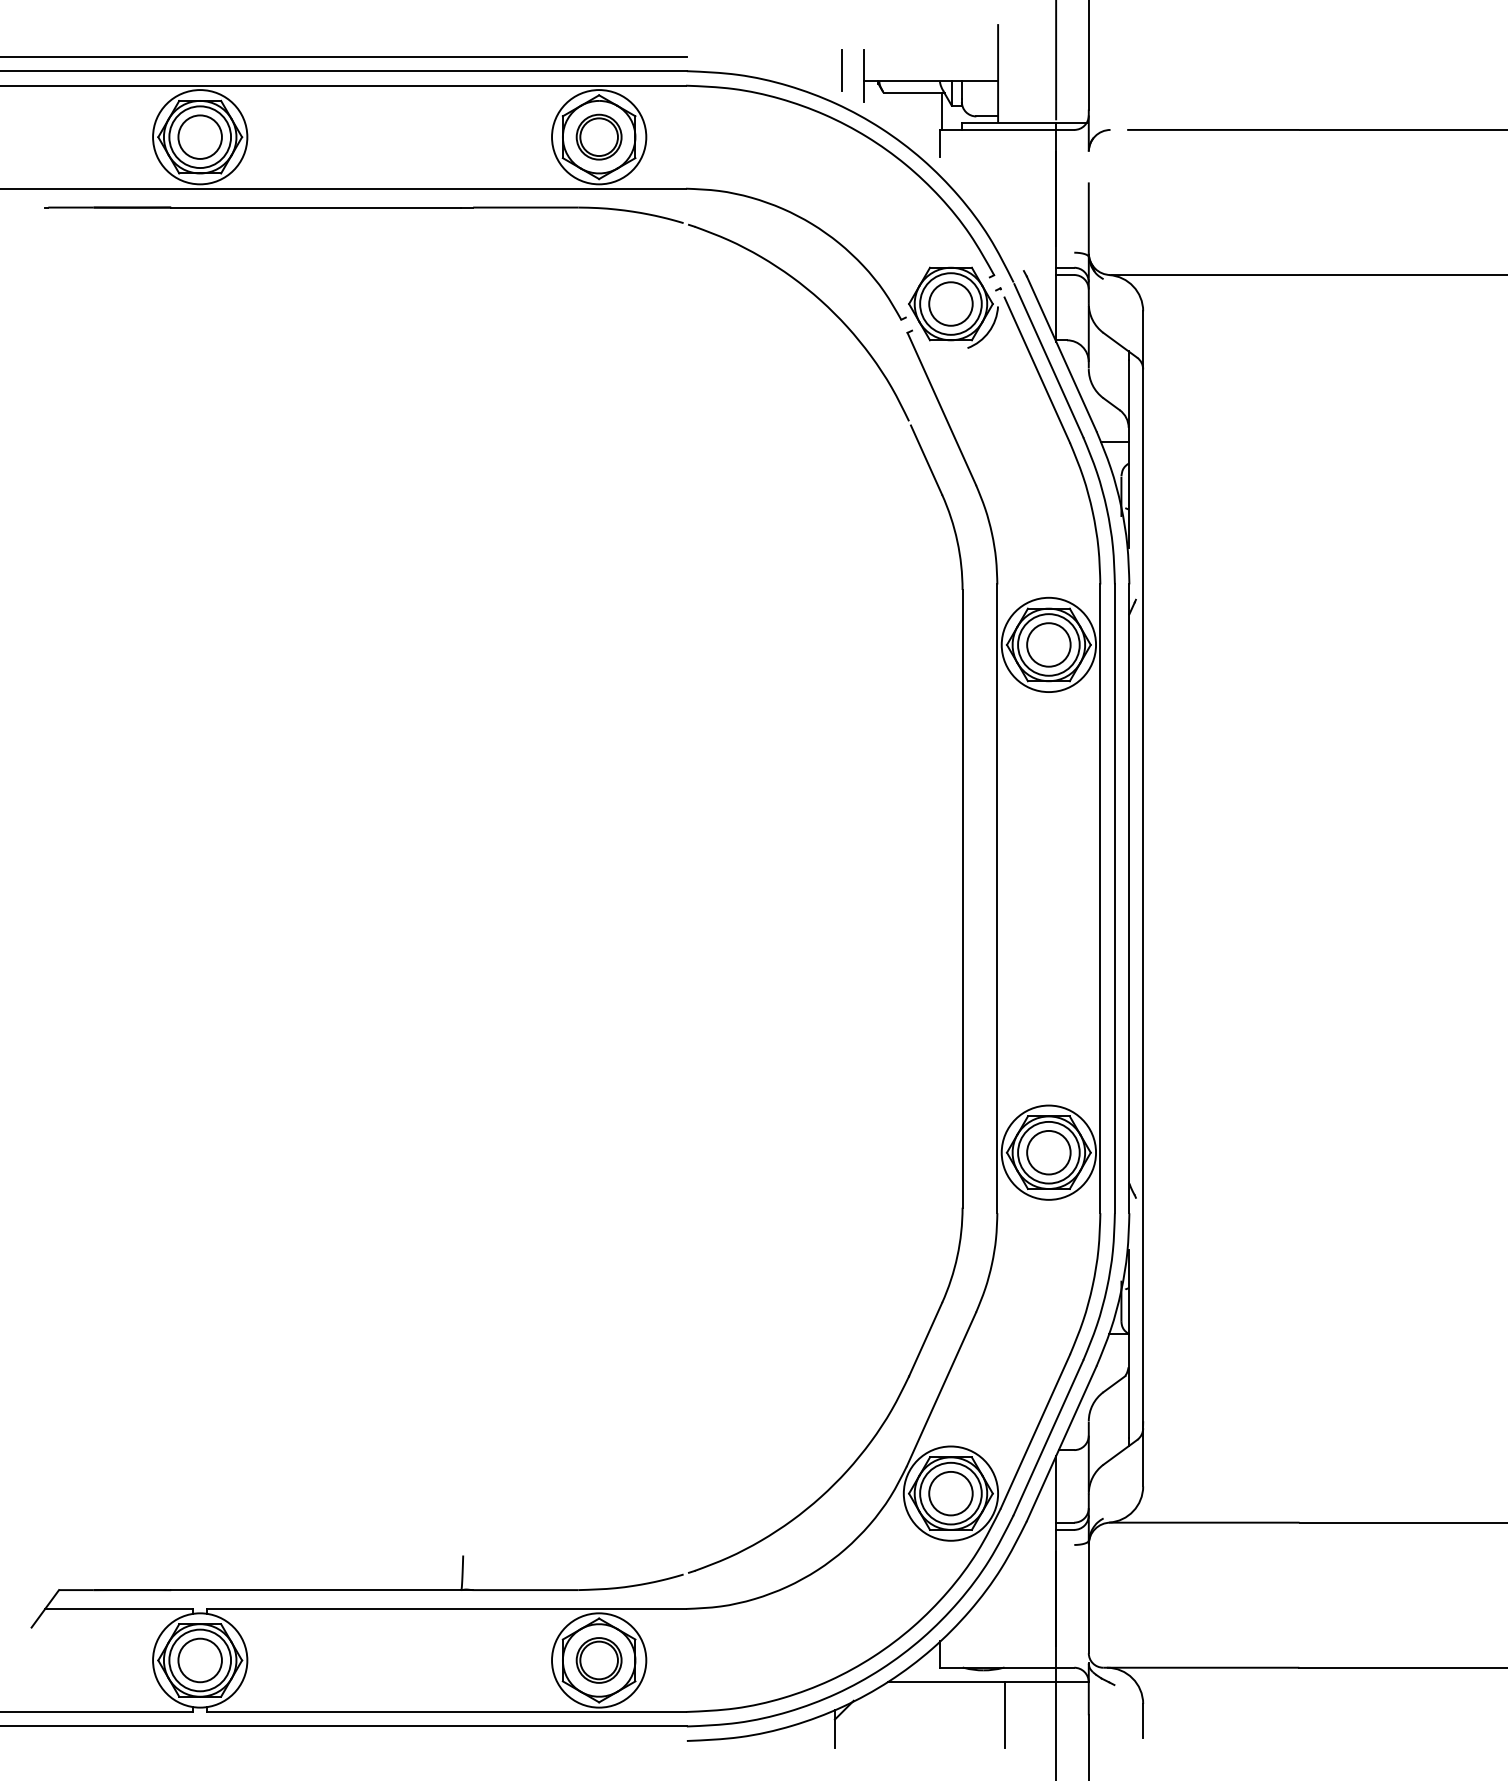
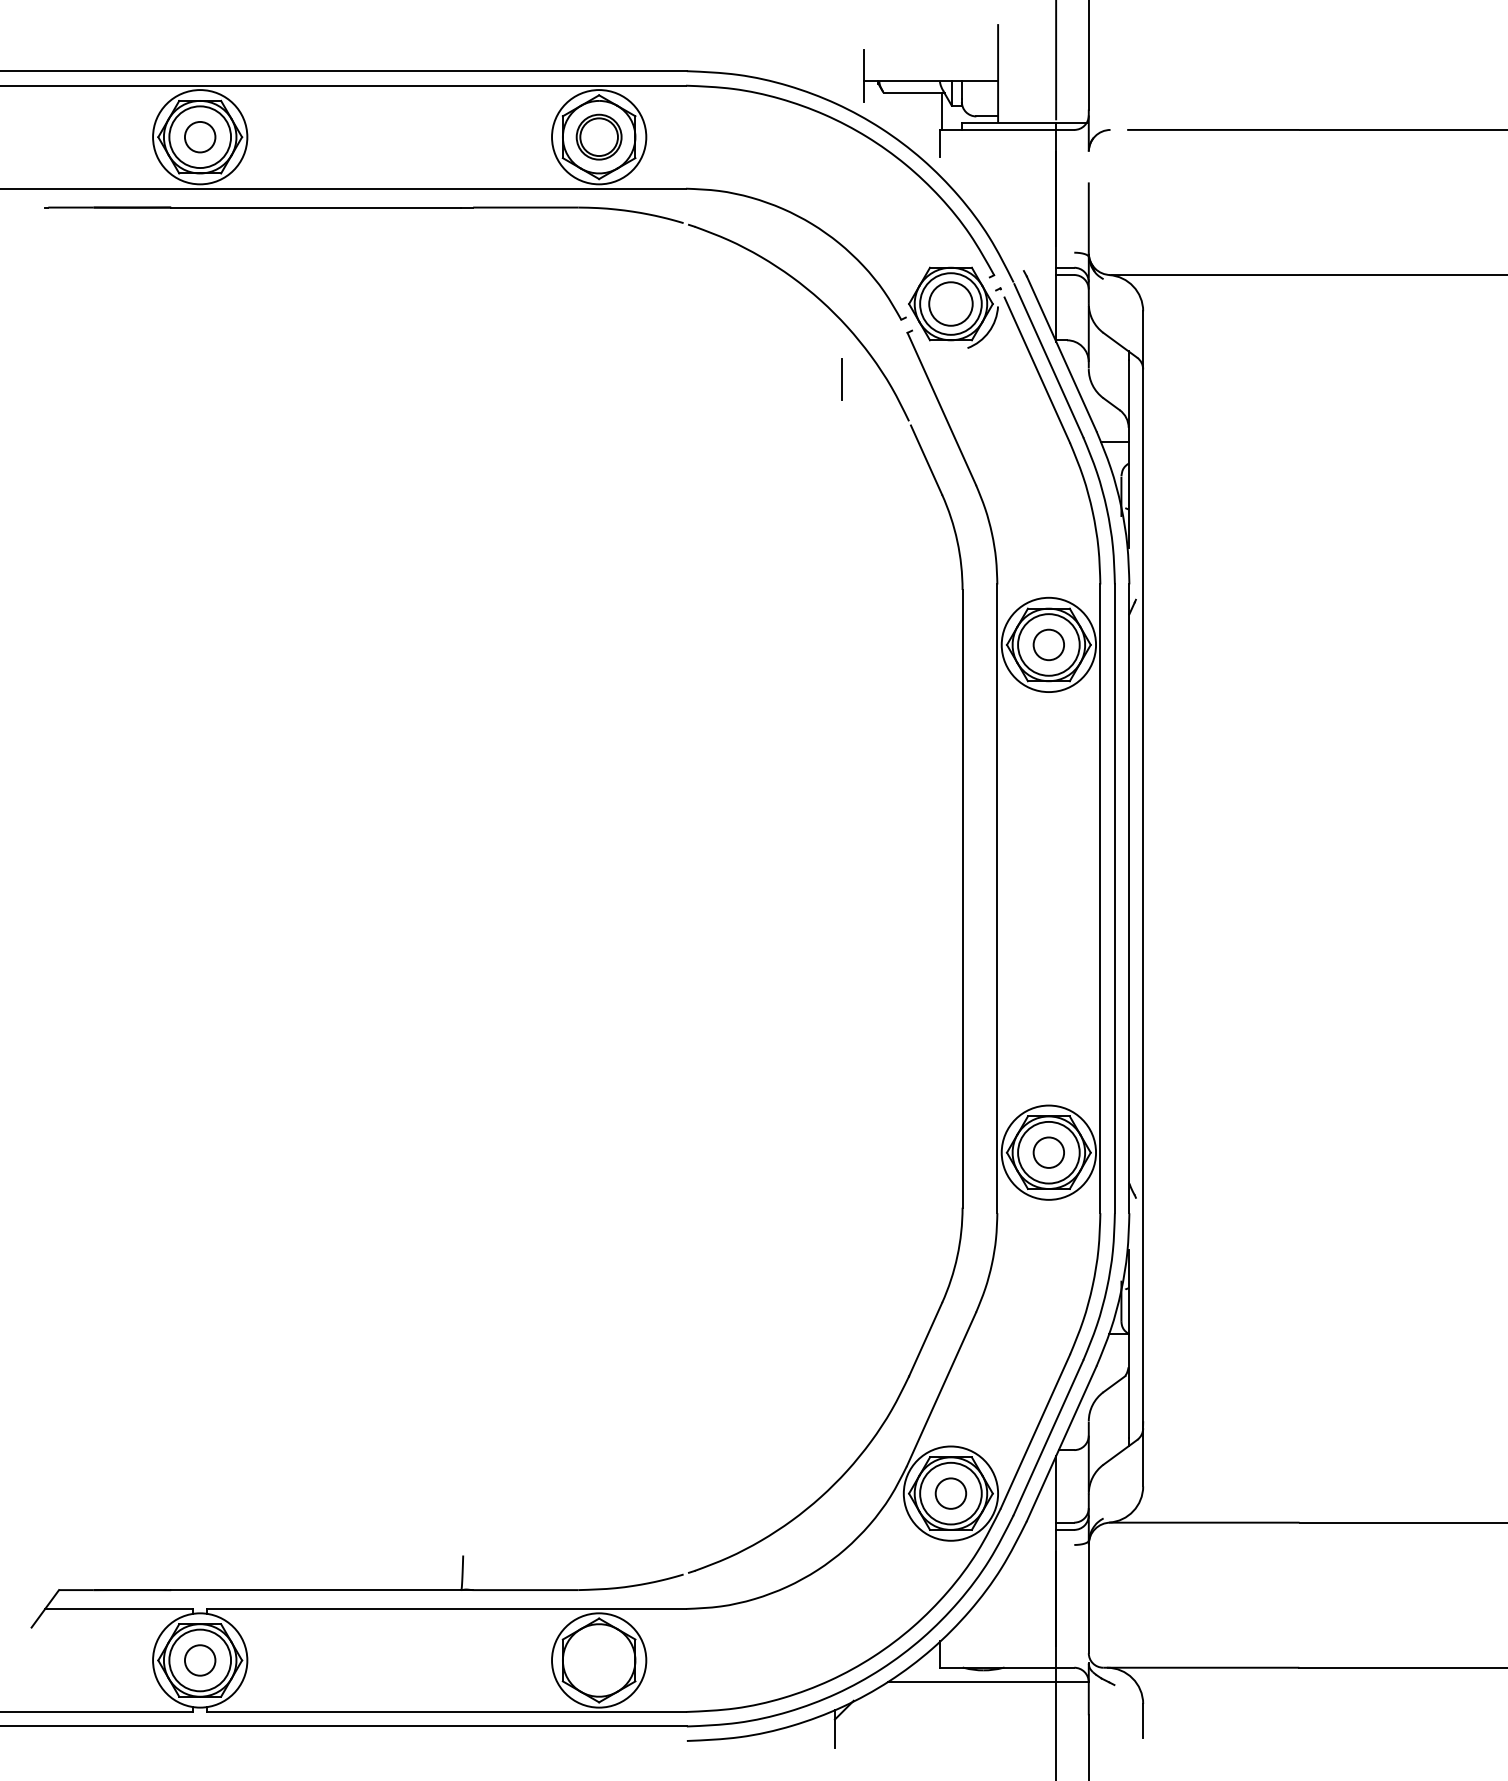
line: present -> none (344, 56)
line position: (841, 70) -> (841, 379) (841, 379)
circle diameter: 44 px -> 30 px (199, 136)
circle diameter: 44 px -> 30 px (1048, 644)
circle diameter: 44 px -> 30 px (1048, 1152)
circle diameter: 44 px -> 30 px (950, 1493)
circle diameter: 44 px -> 30 px (199, 1660)
part: present -> none (598, 1660)
line: present -> none (1005, 1714)
